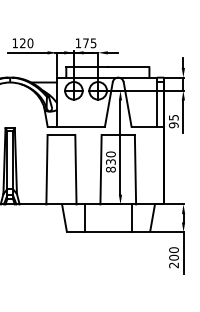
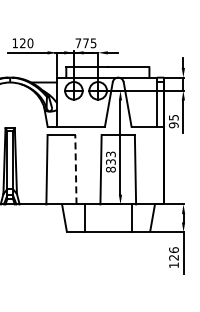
text: 175 -> 775 (78, 43)
text: 830 -> 833 (110, 154)
line: solid -> dashed (75, 169)
text: 200 -> 126 (173, 257)
